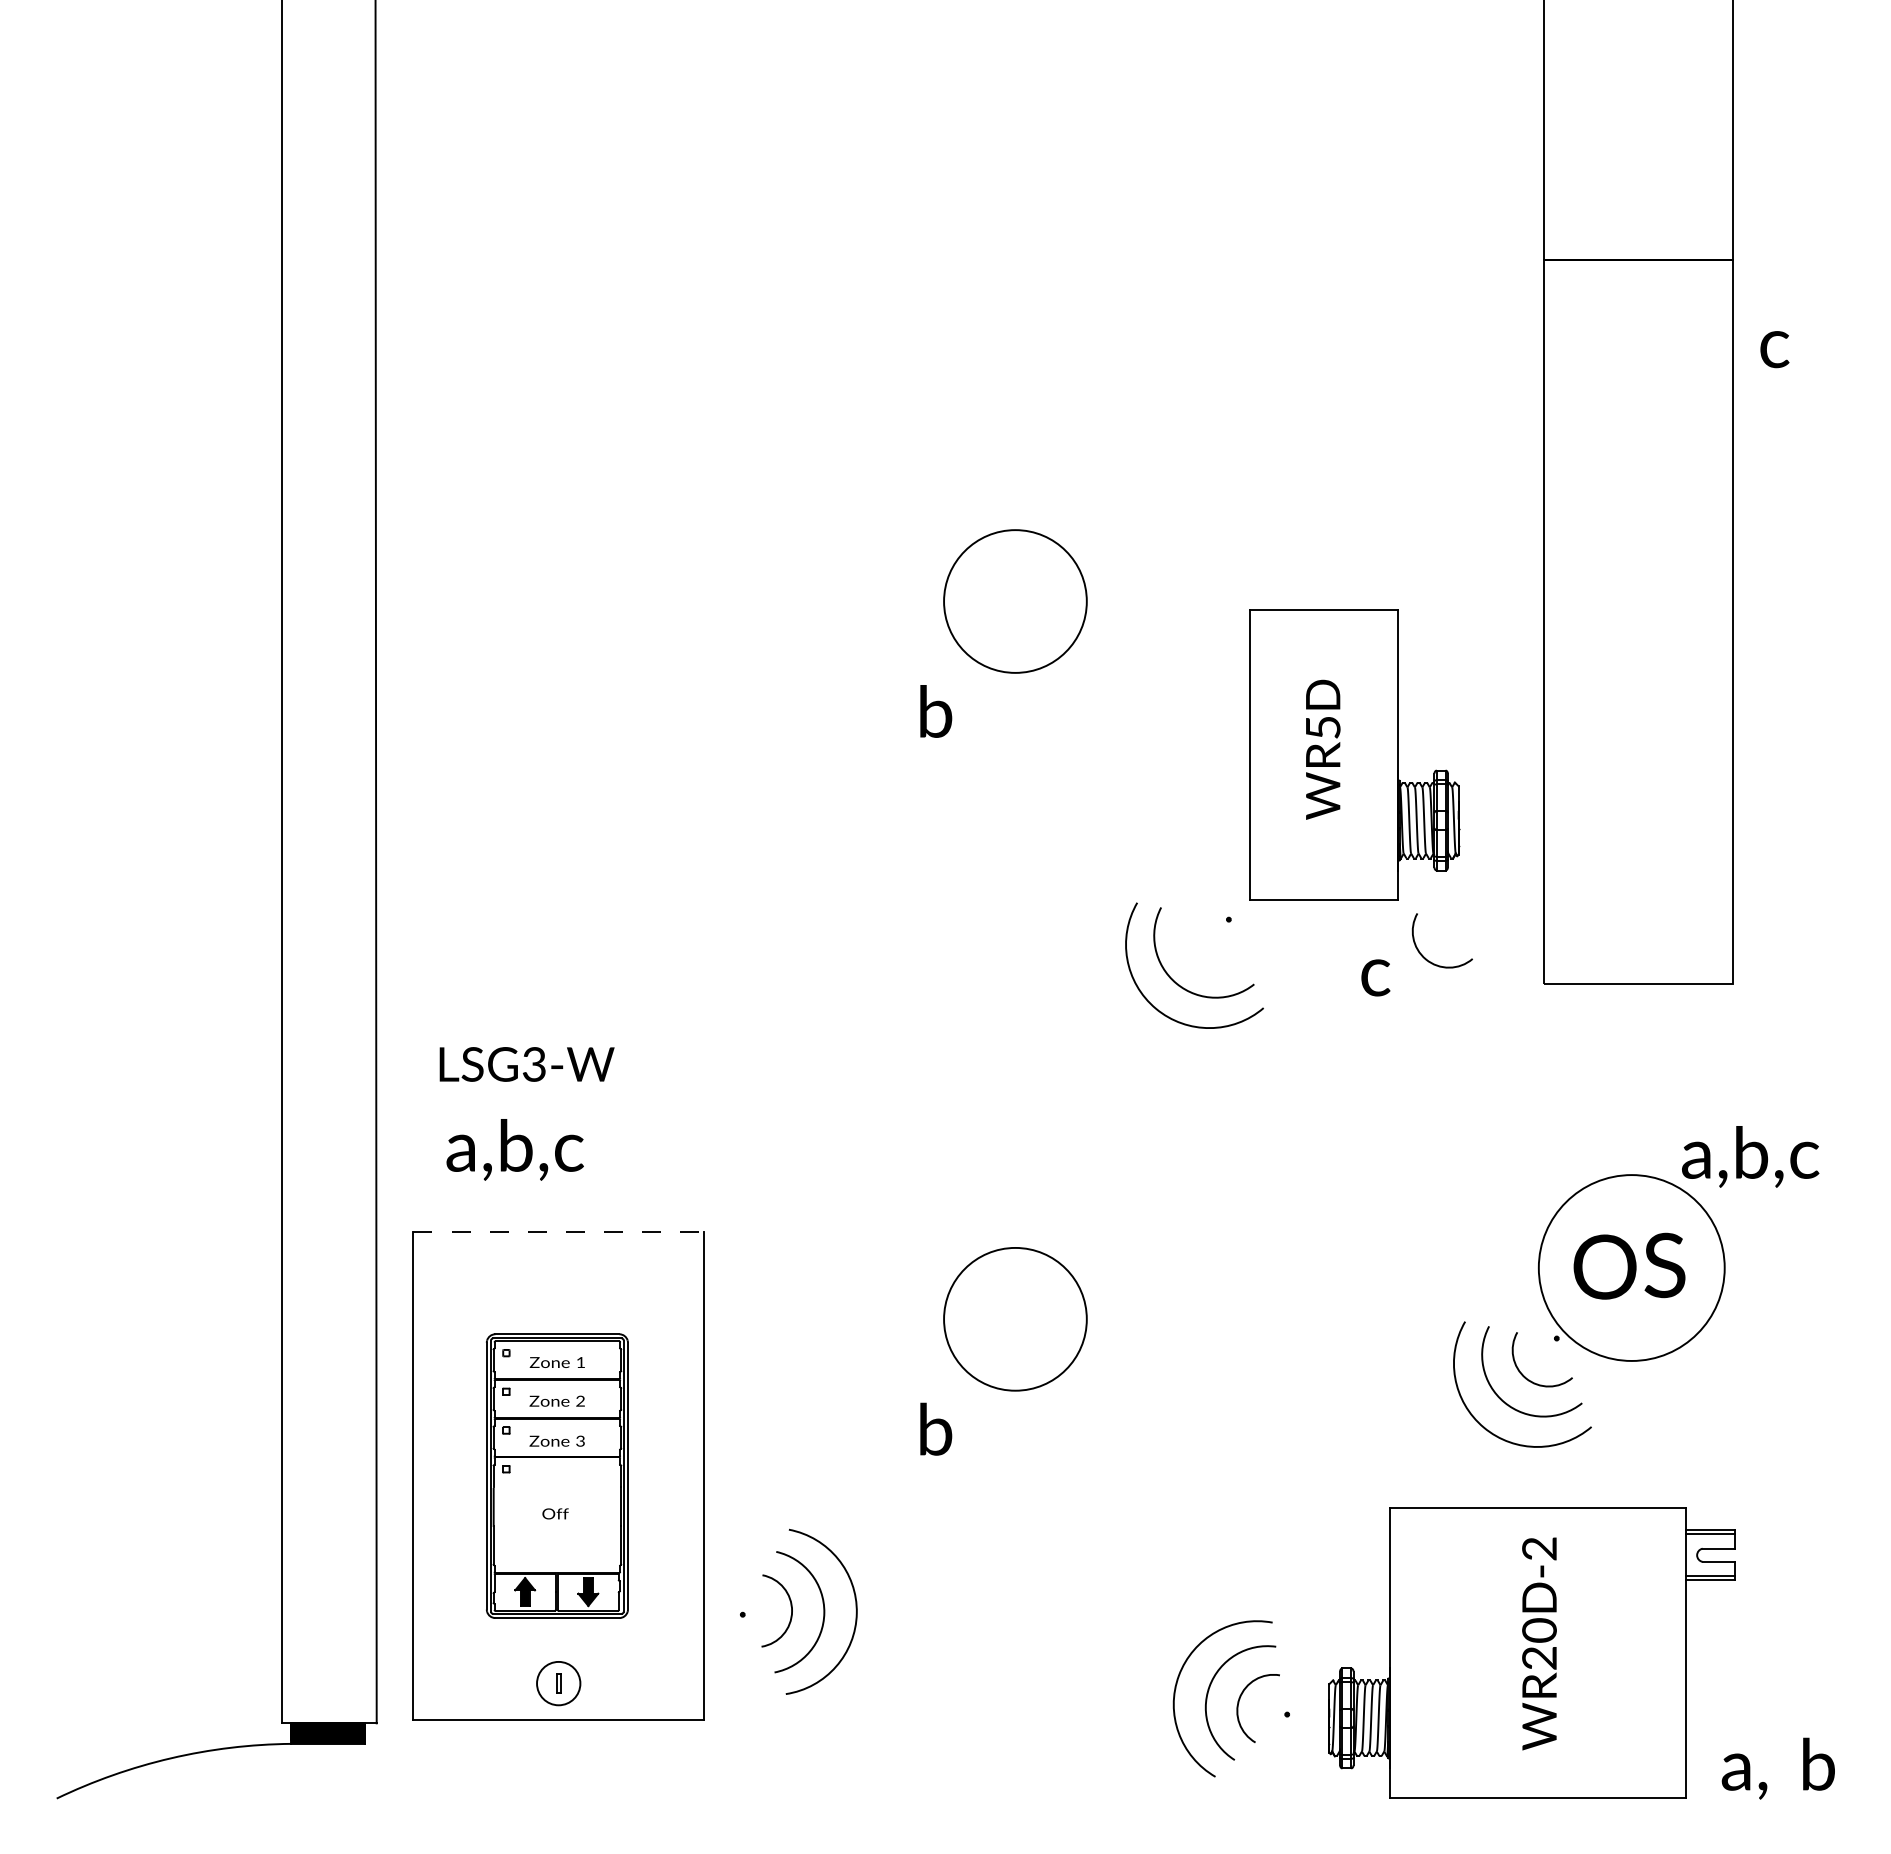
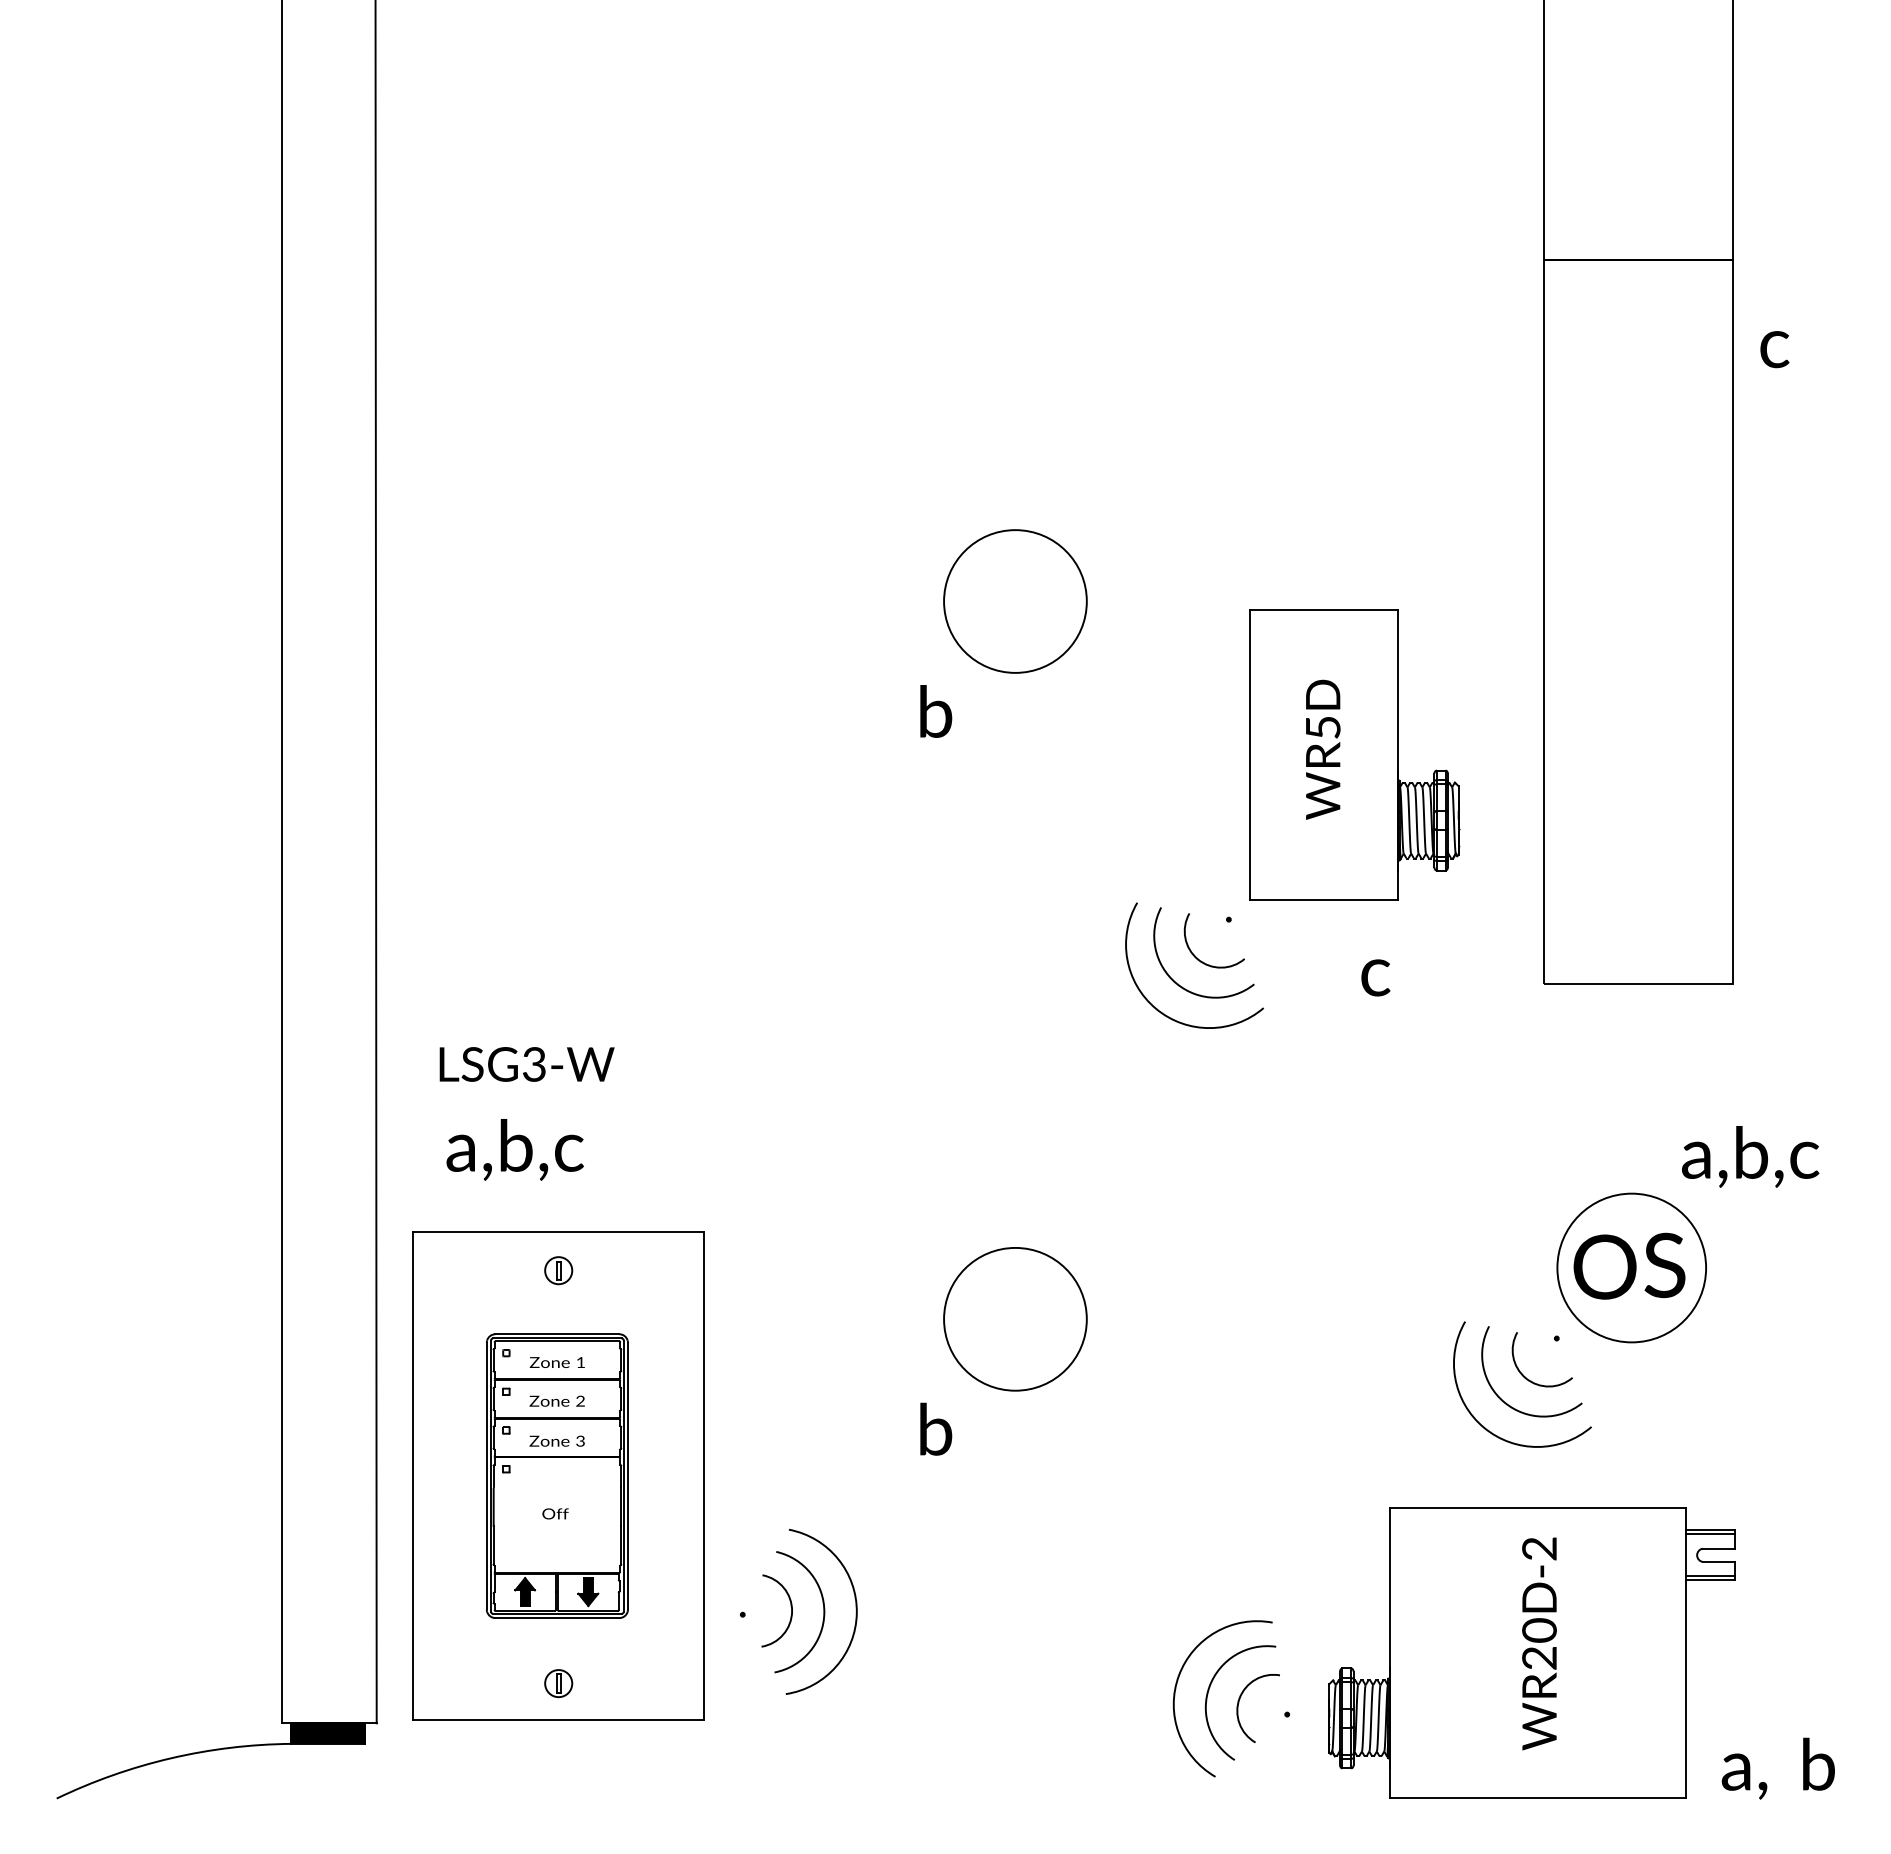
arc position: (1429, 960) -> (1201, 960) (1201, 960)
line: dashed -> solid (559, 1232)
circle diameter: 186 px -> 149 px (1631, 1267)
part: none -> present (558, 1270)
circle diameter: 43 px -> 27 px (558, 1683)
